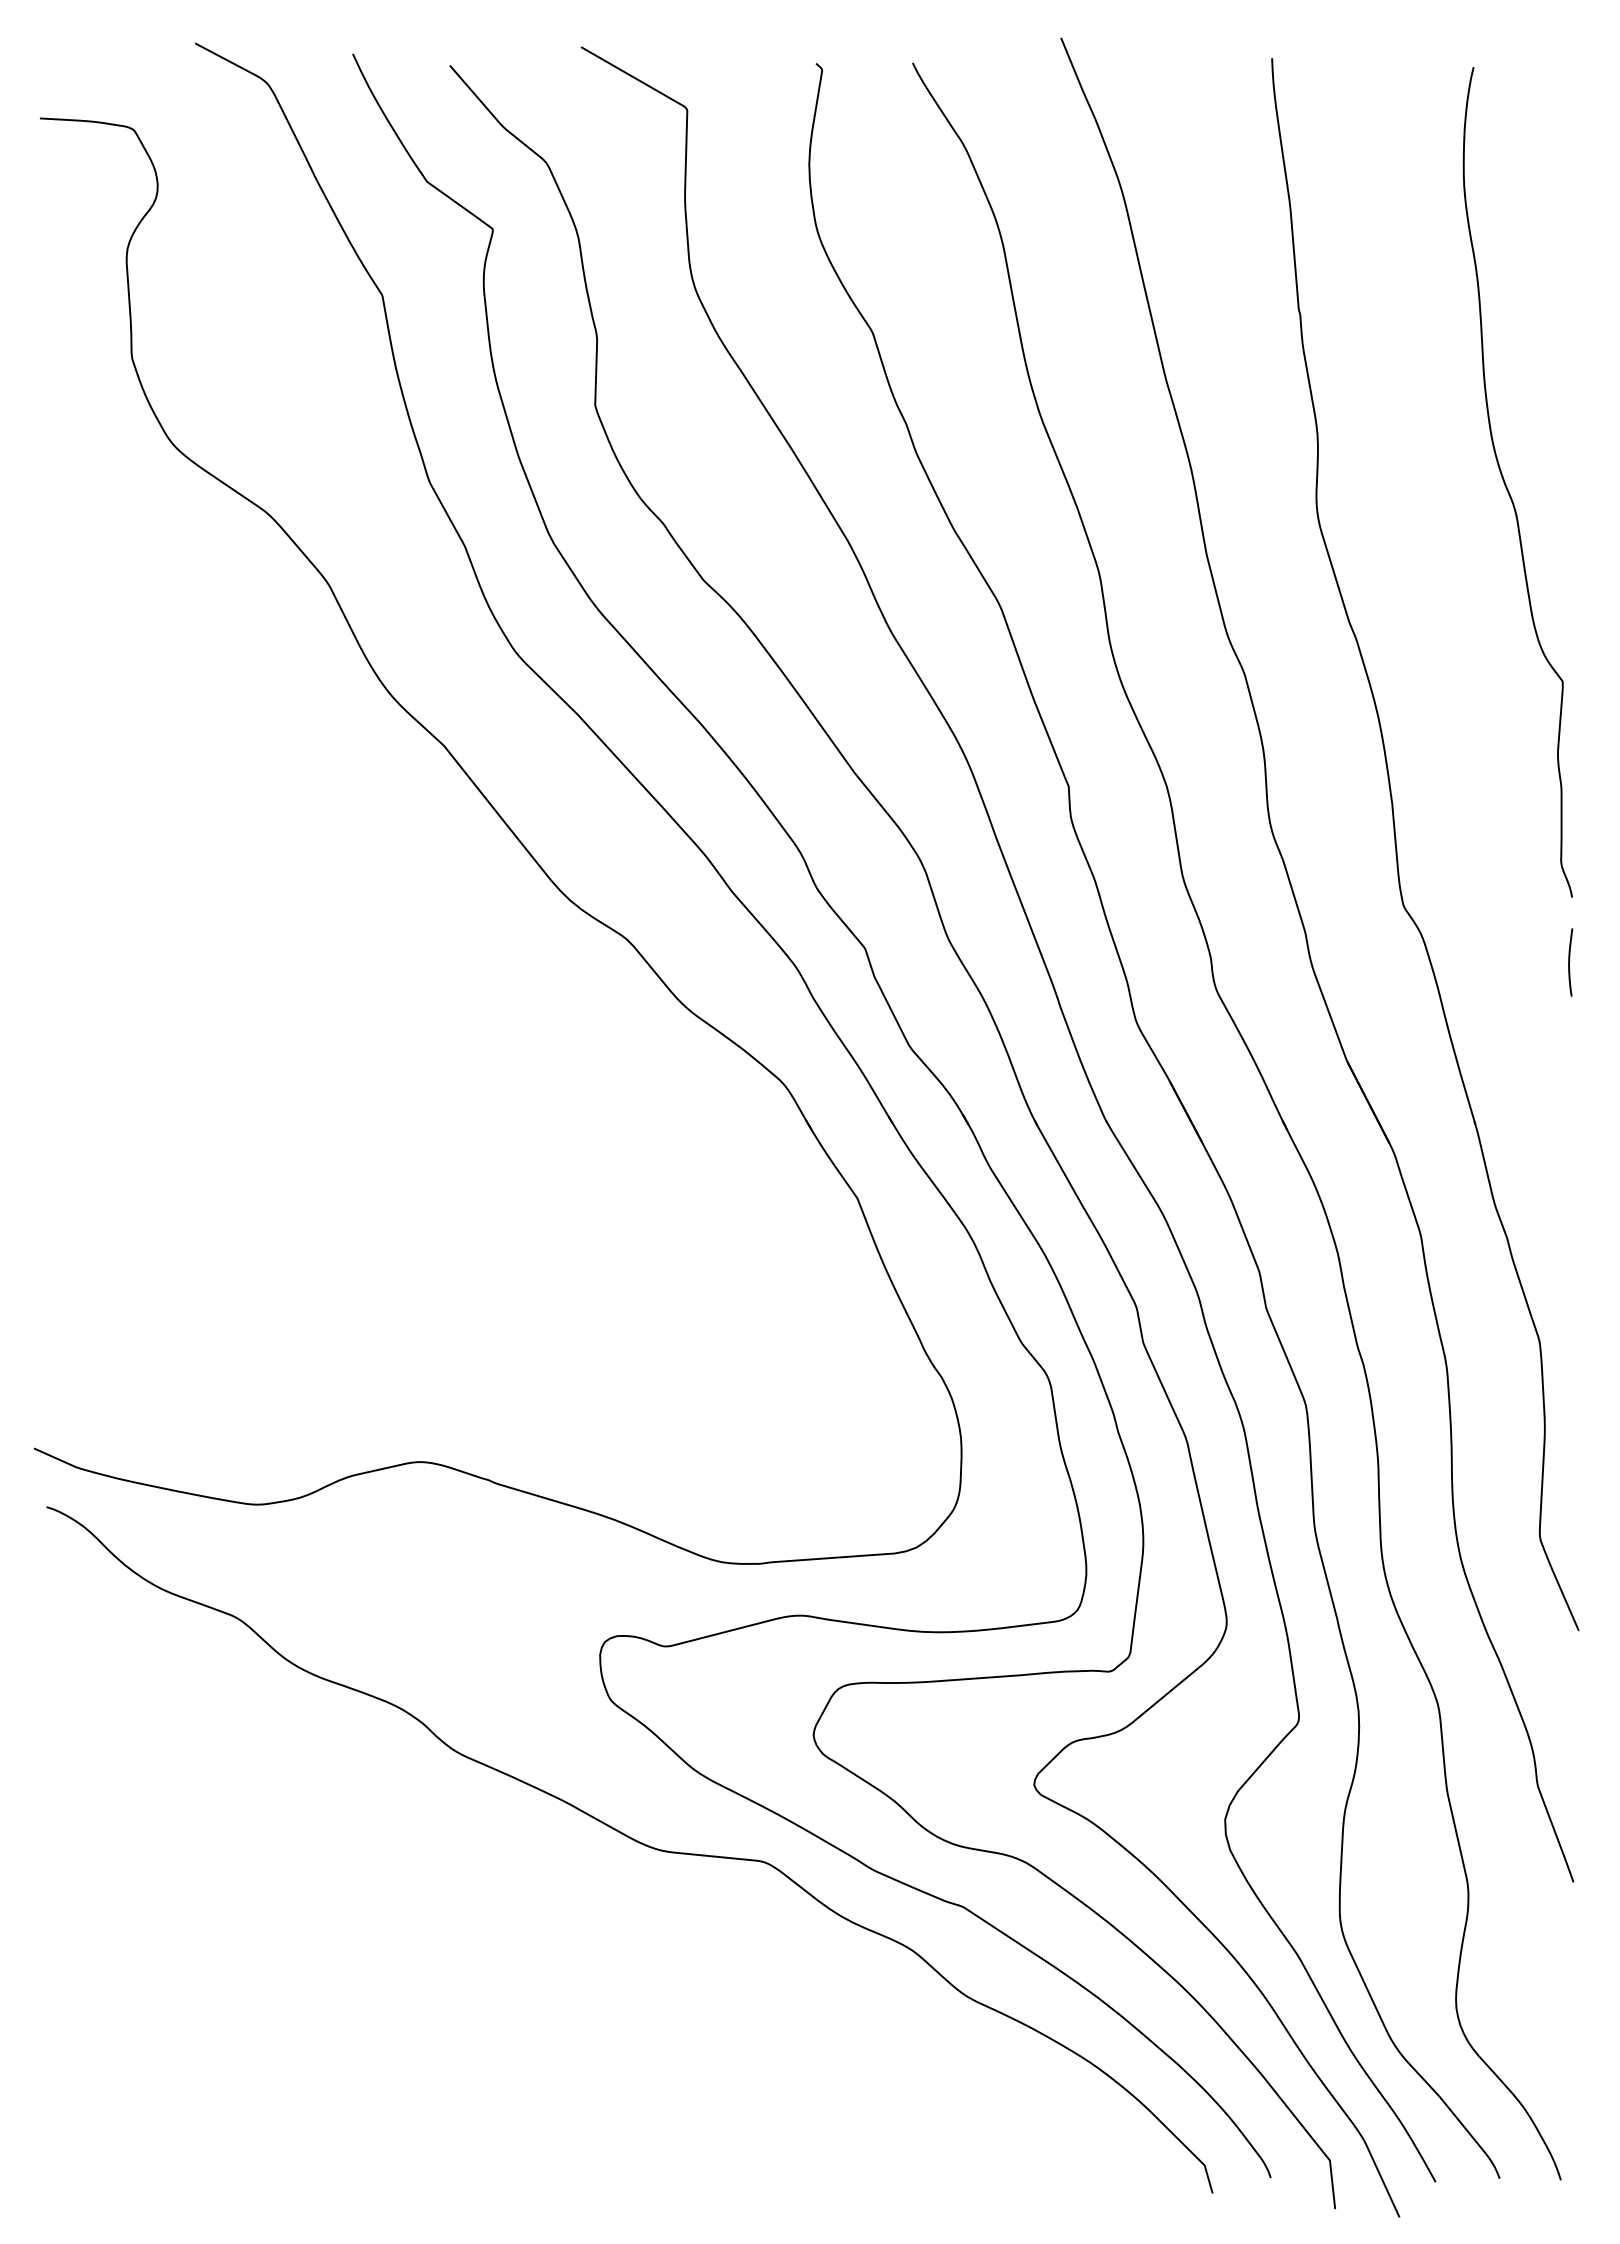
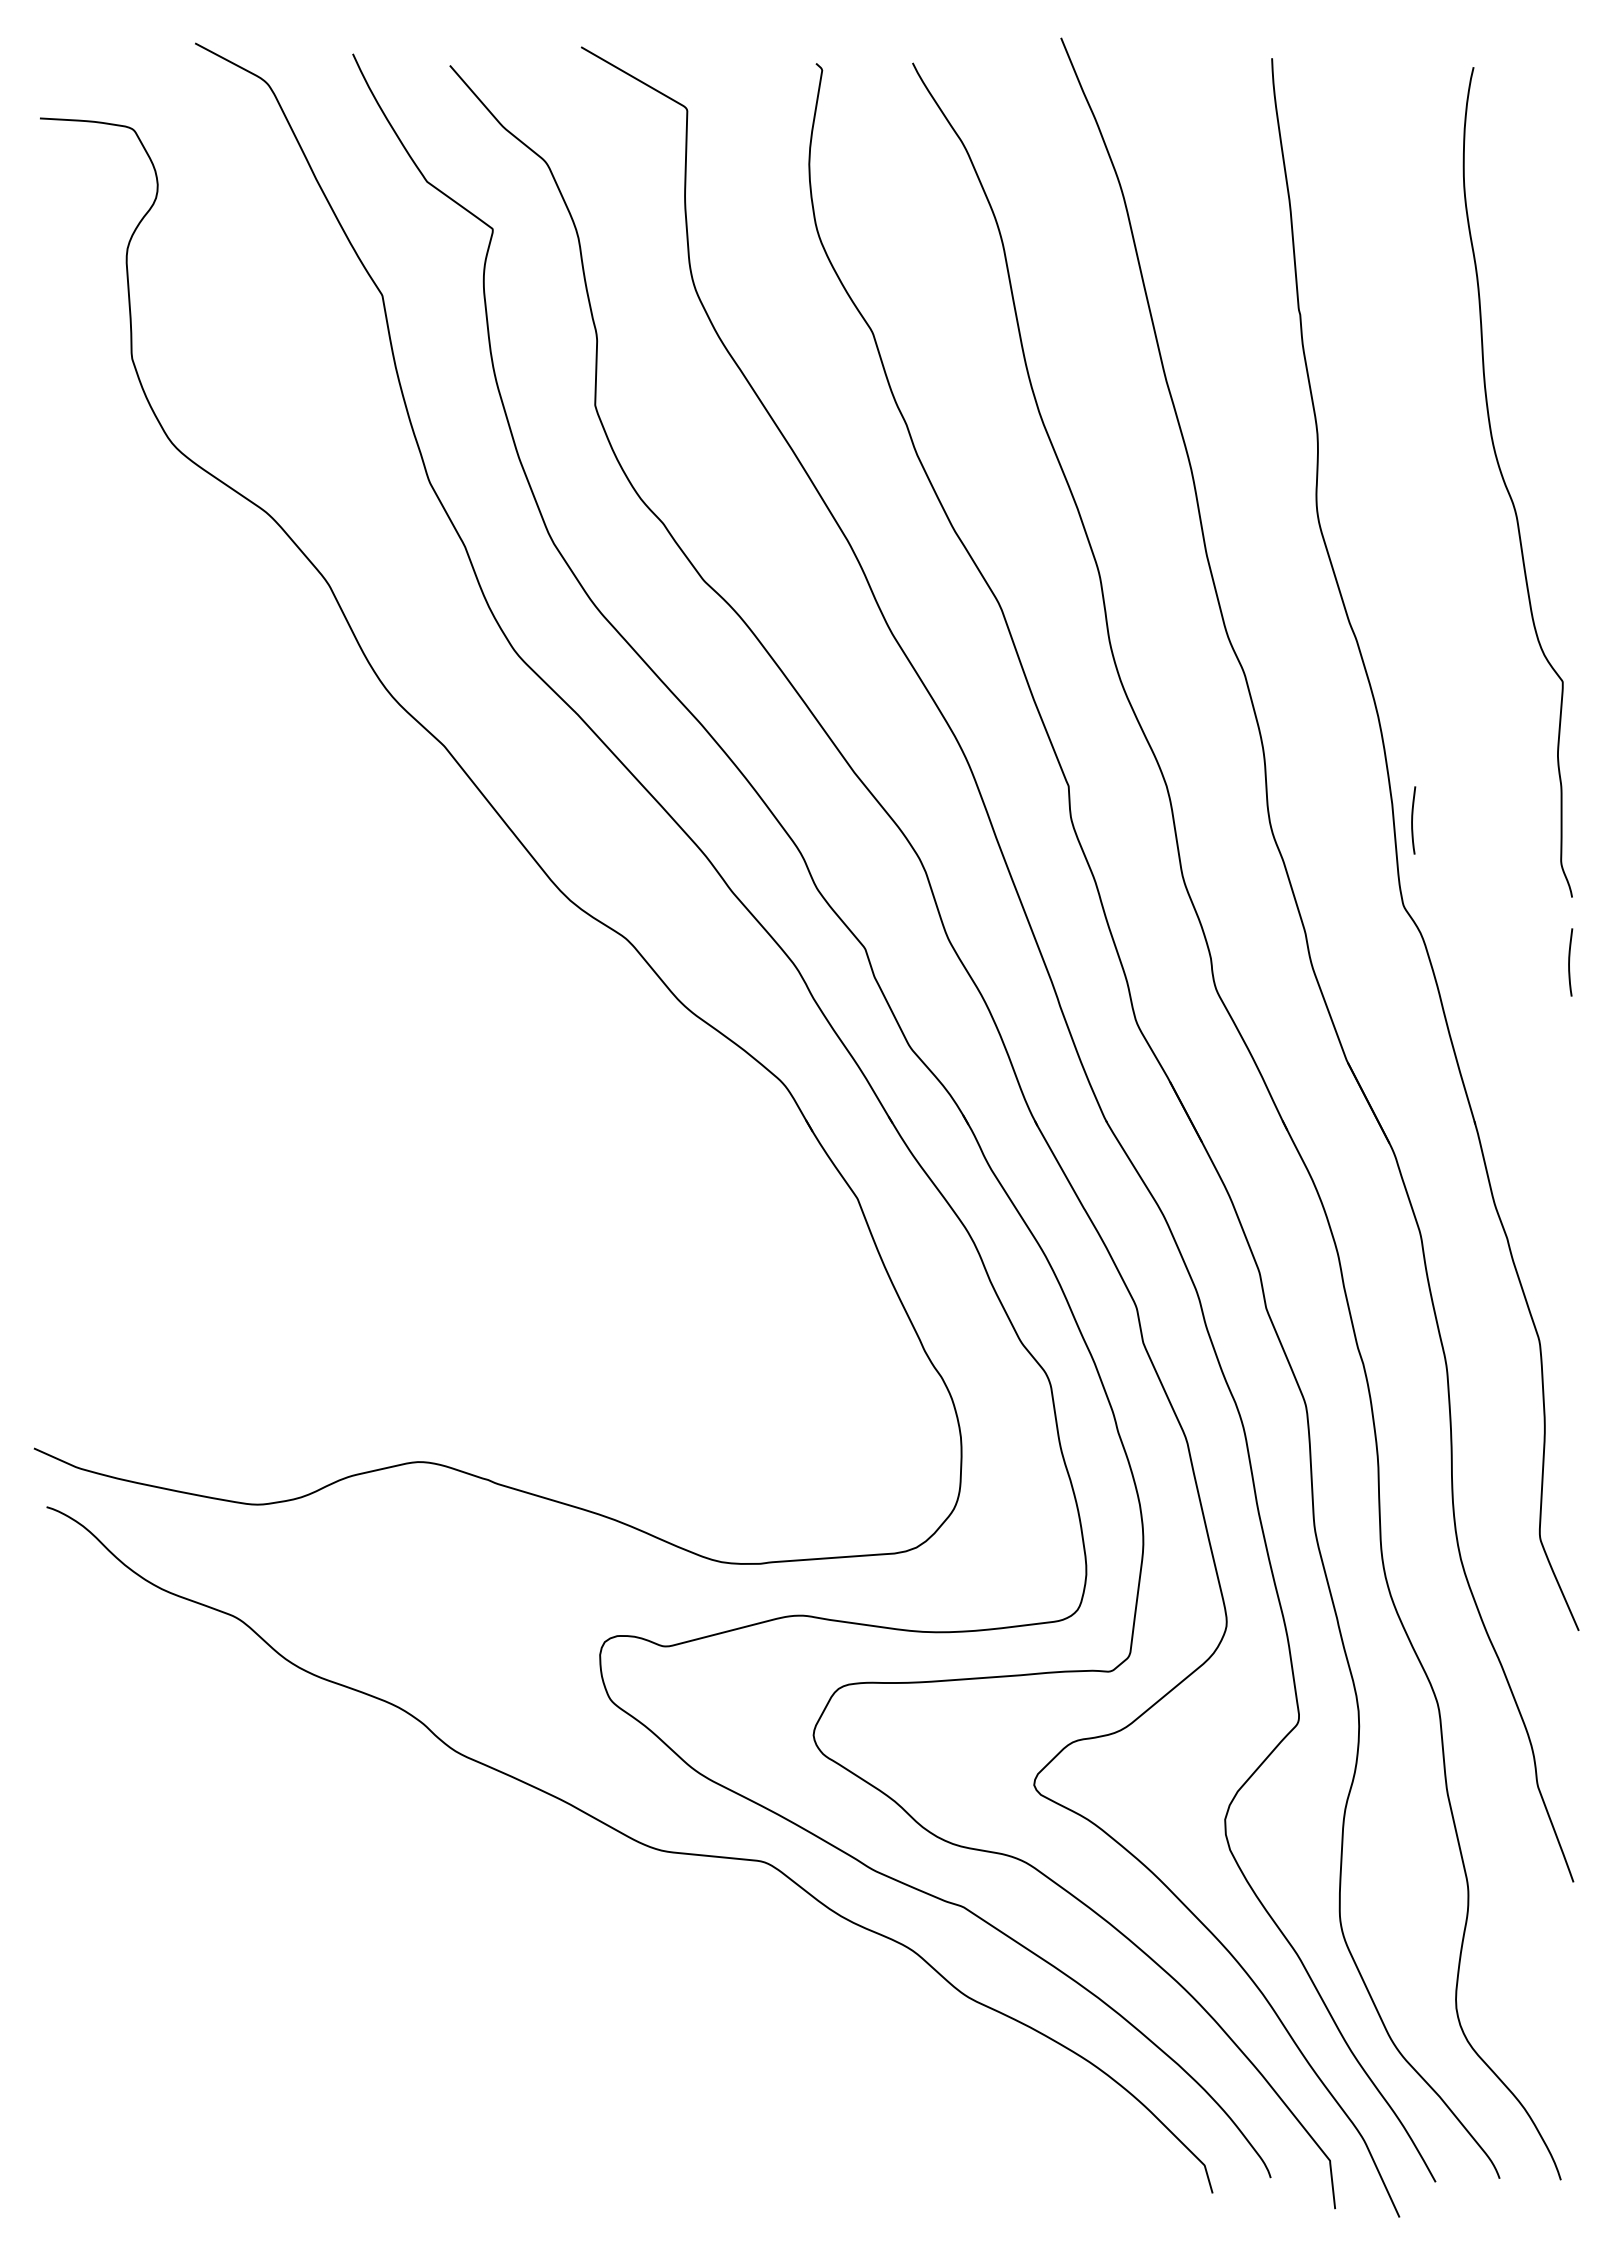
curve: none -> present (1412, 820)
